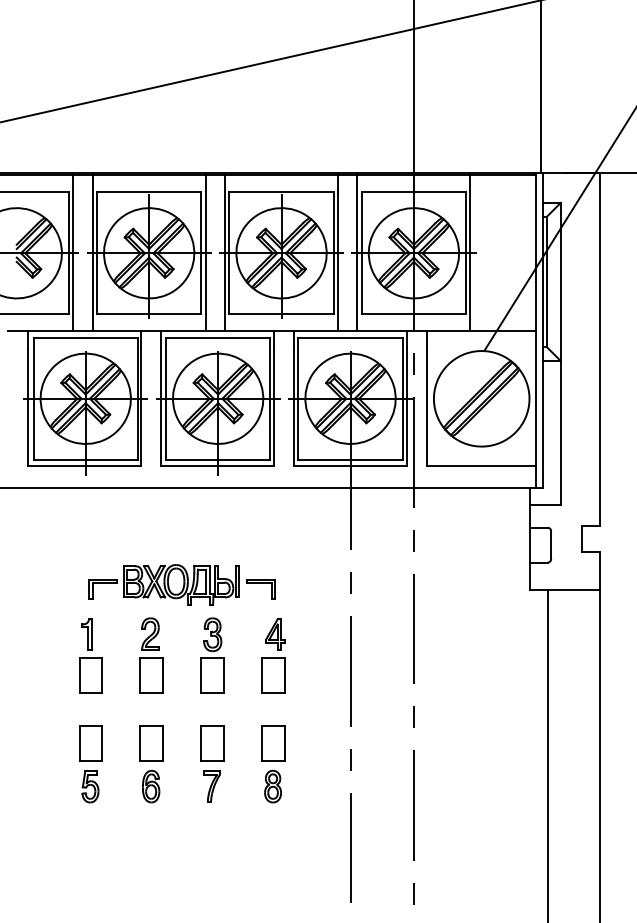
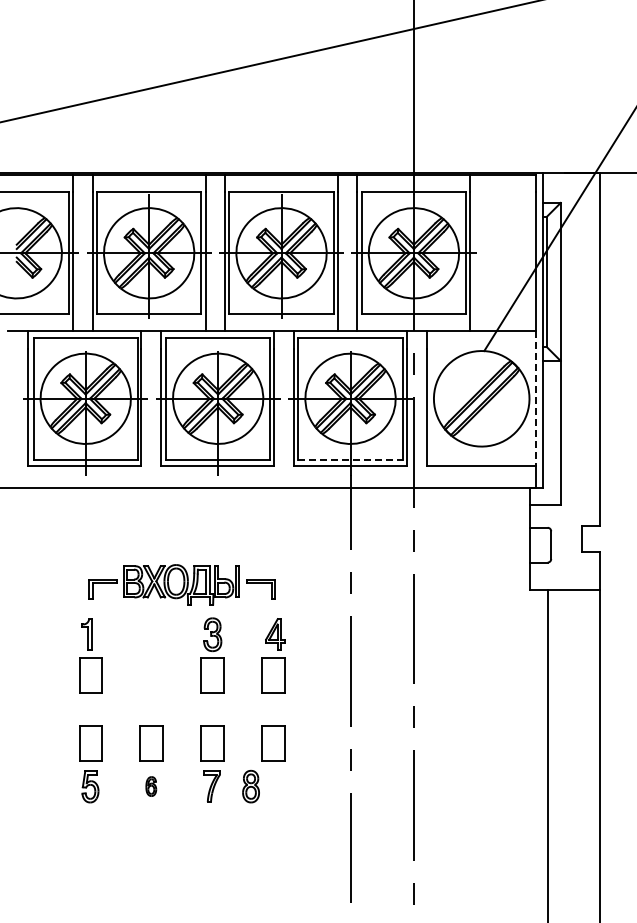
line: present -> none (540, 87)
line: solid -> dashed (536, 399)
line: solid -> dashed (351, 459)
part: present -> none (151, 655)
part size: 19x35 px -> 13x21 px (151, 786)
part position: (272, 786) -> (250, 786) (250, 786)
